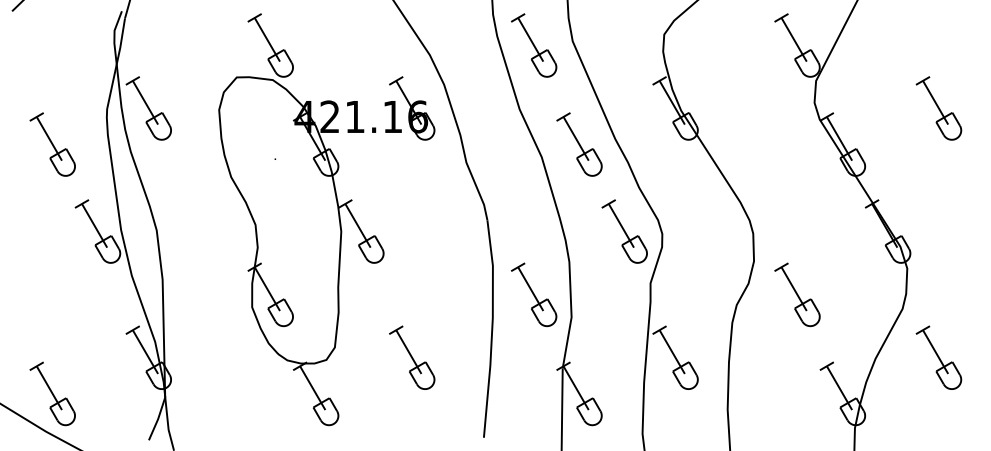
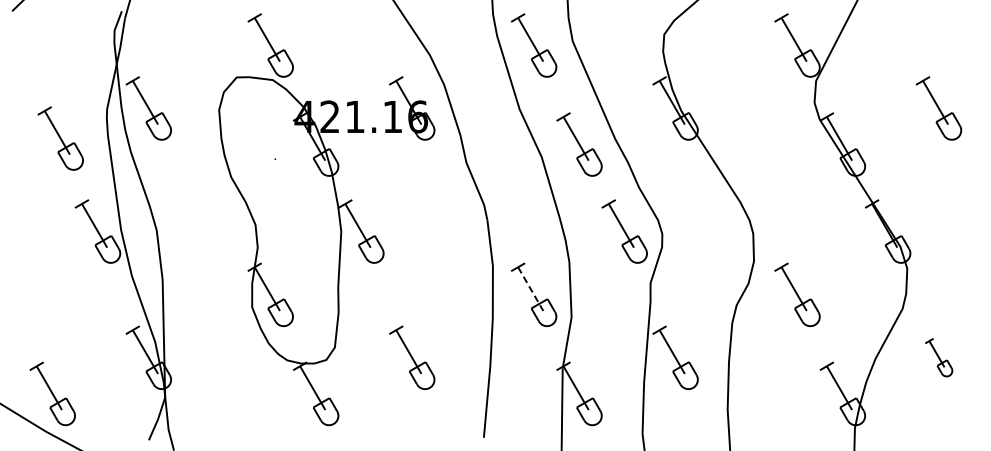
part position: (52, 144) -> (60, 138) (60, 138)
line: solid -> dashed (531, 289)
part size: 48x65 px -> 29x40 px (939, 357)
